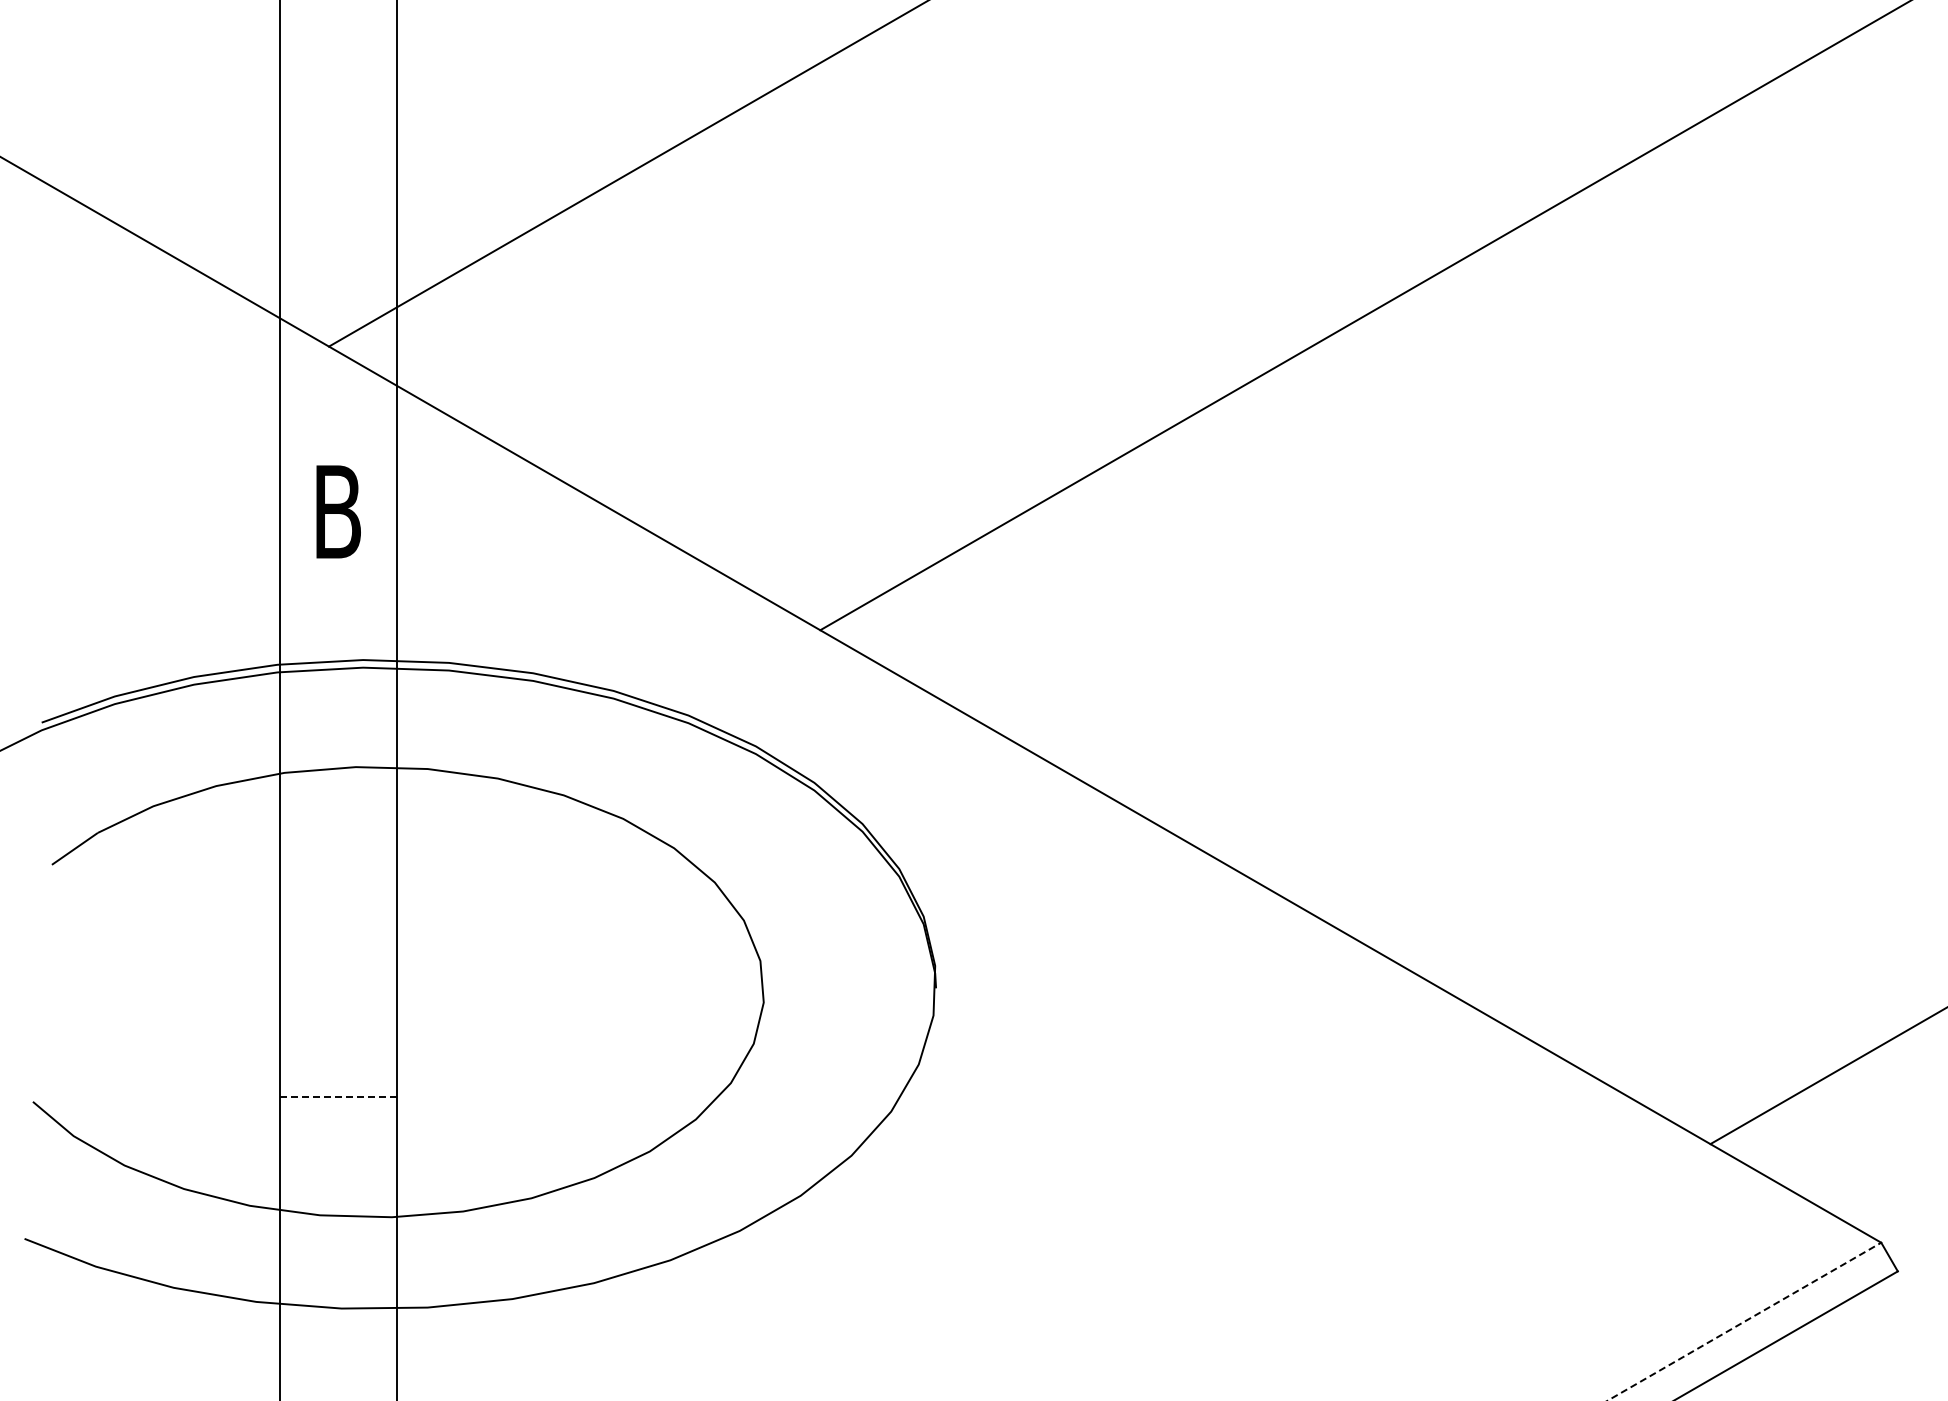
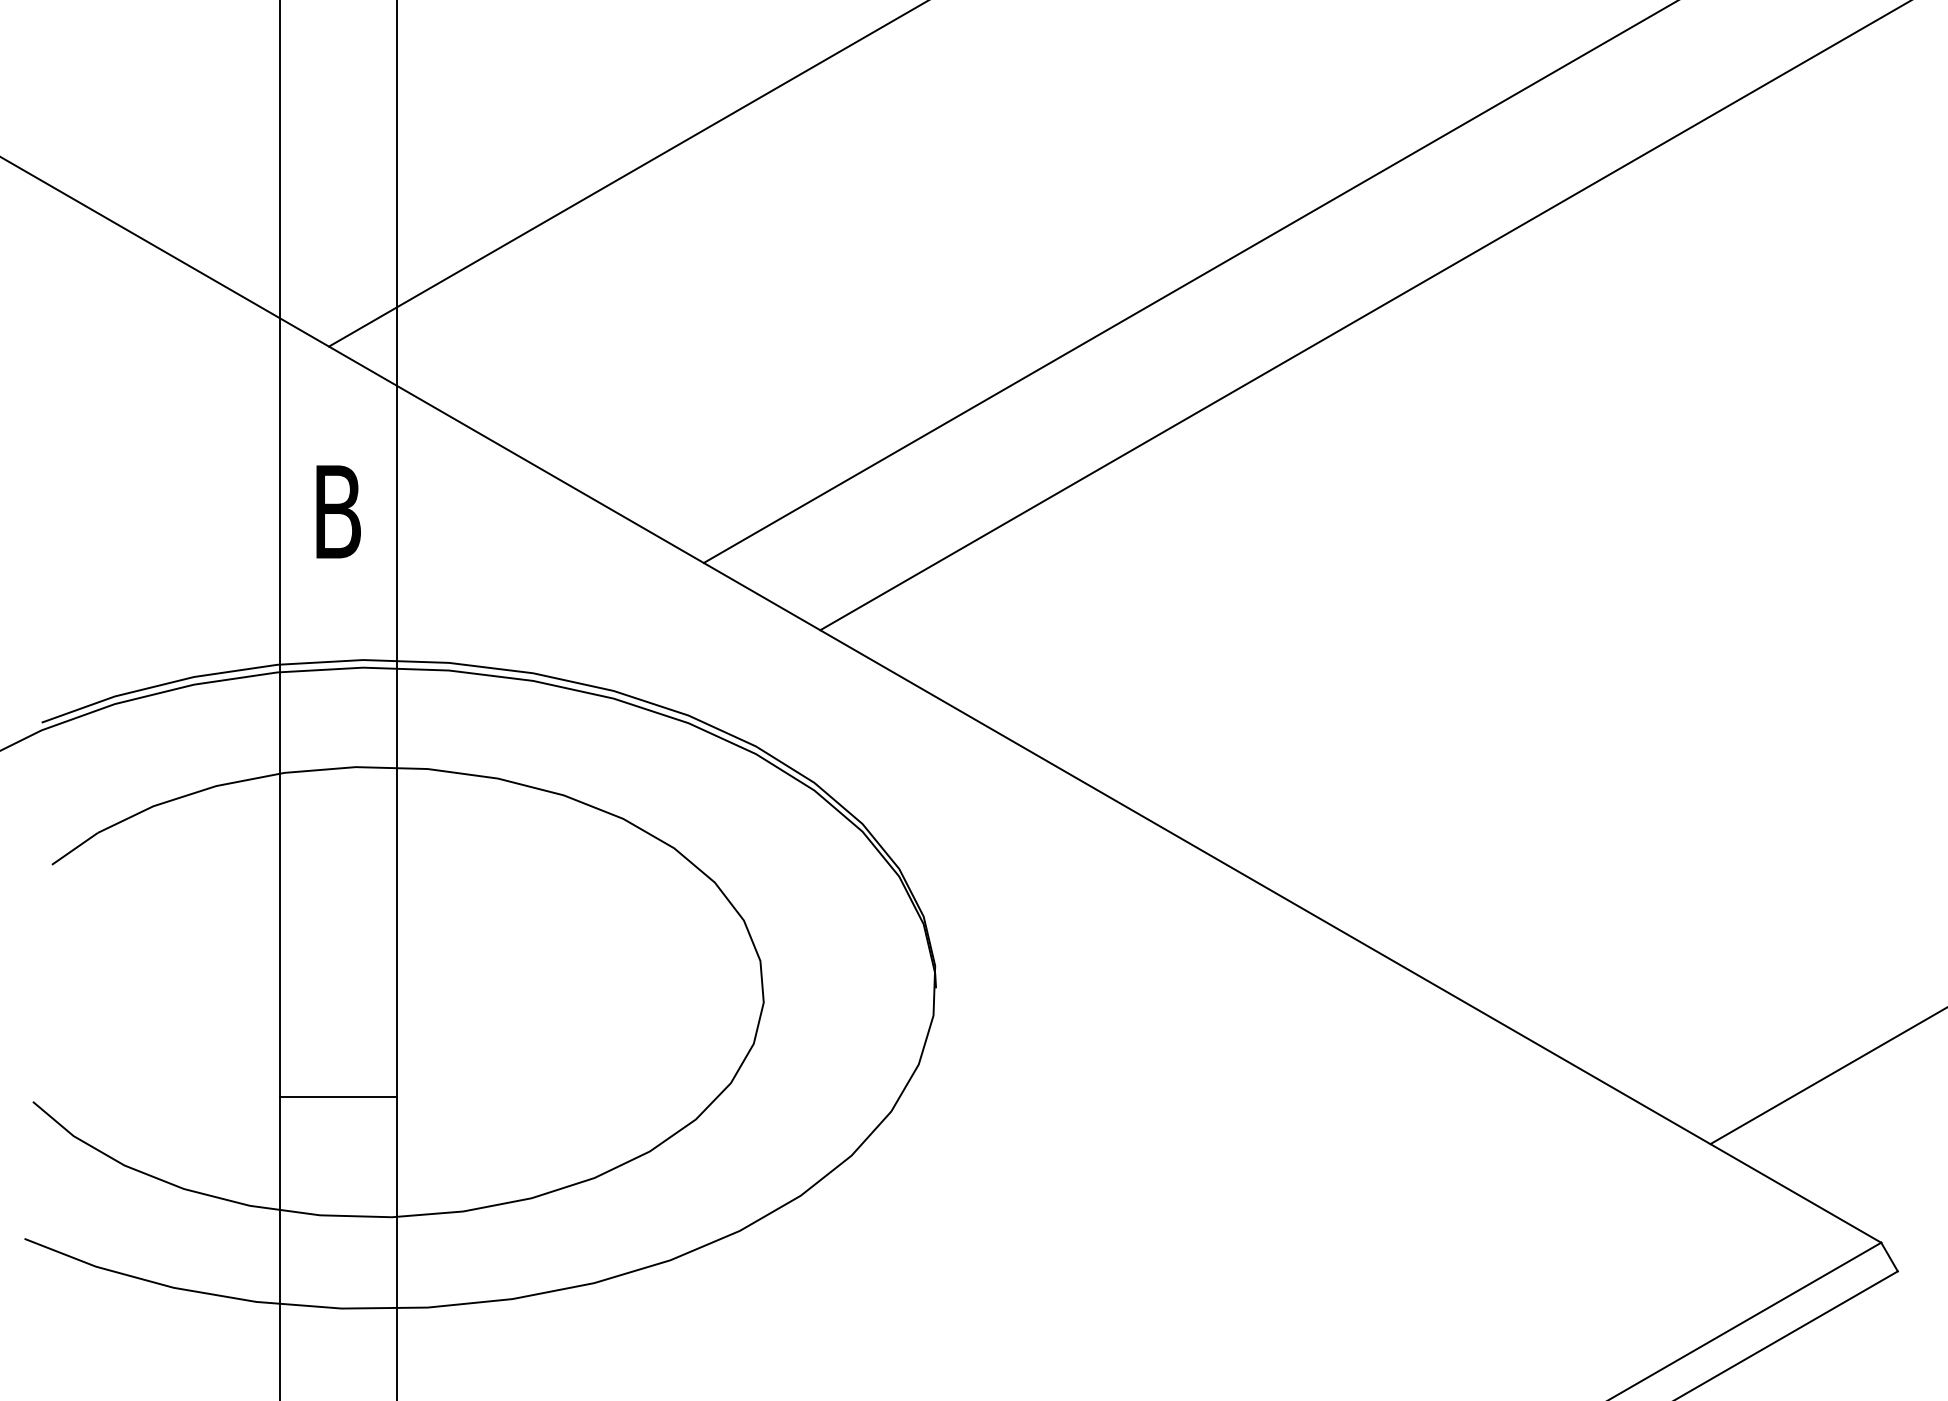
line: none -> present (1188, 282)
line: dashed -> solid (338, 1097)
line: dashed -> solid (1744, 1321)
